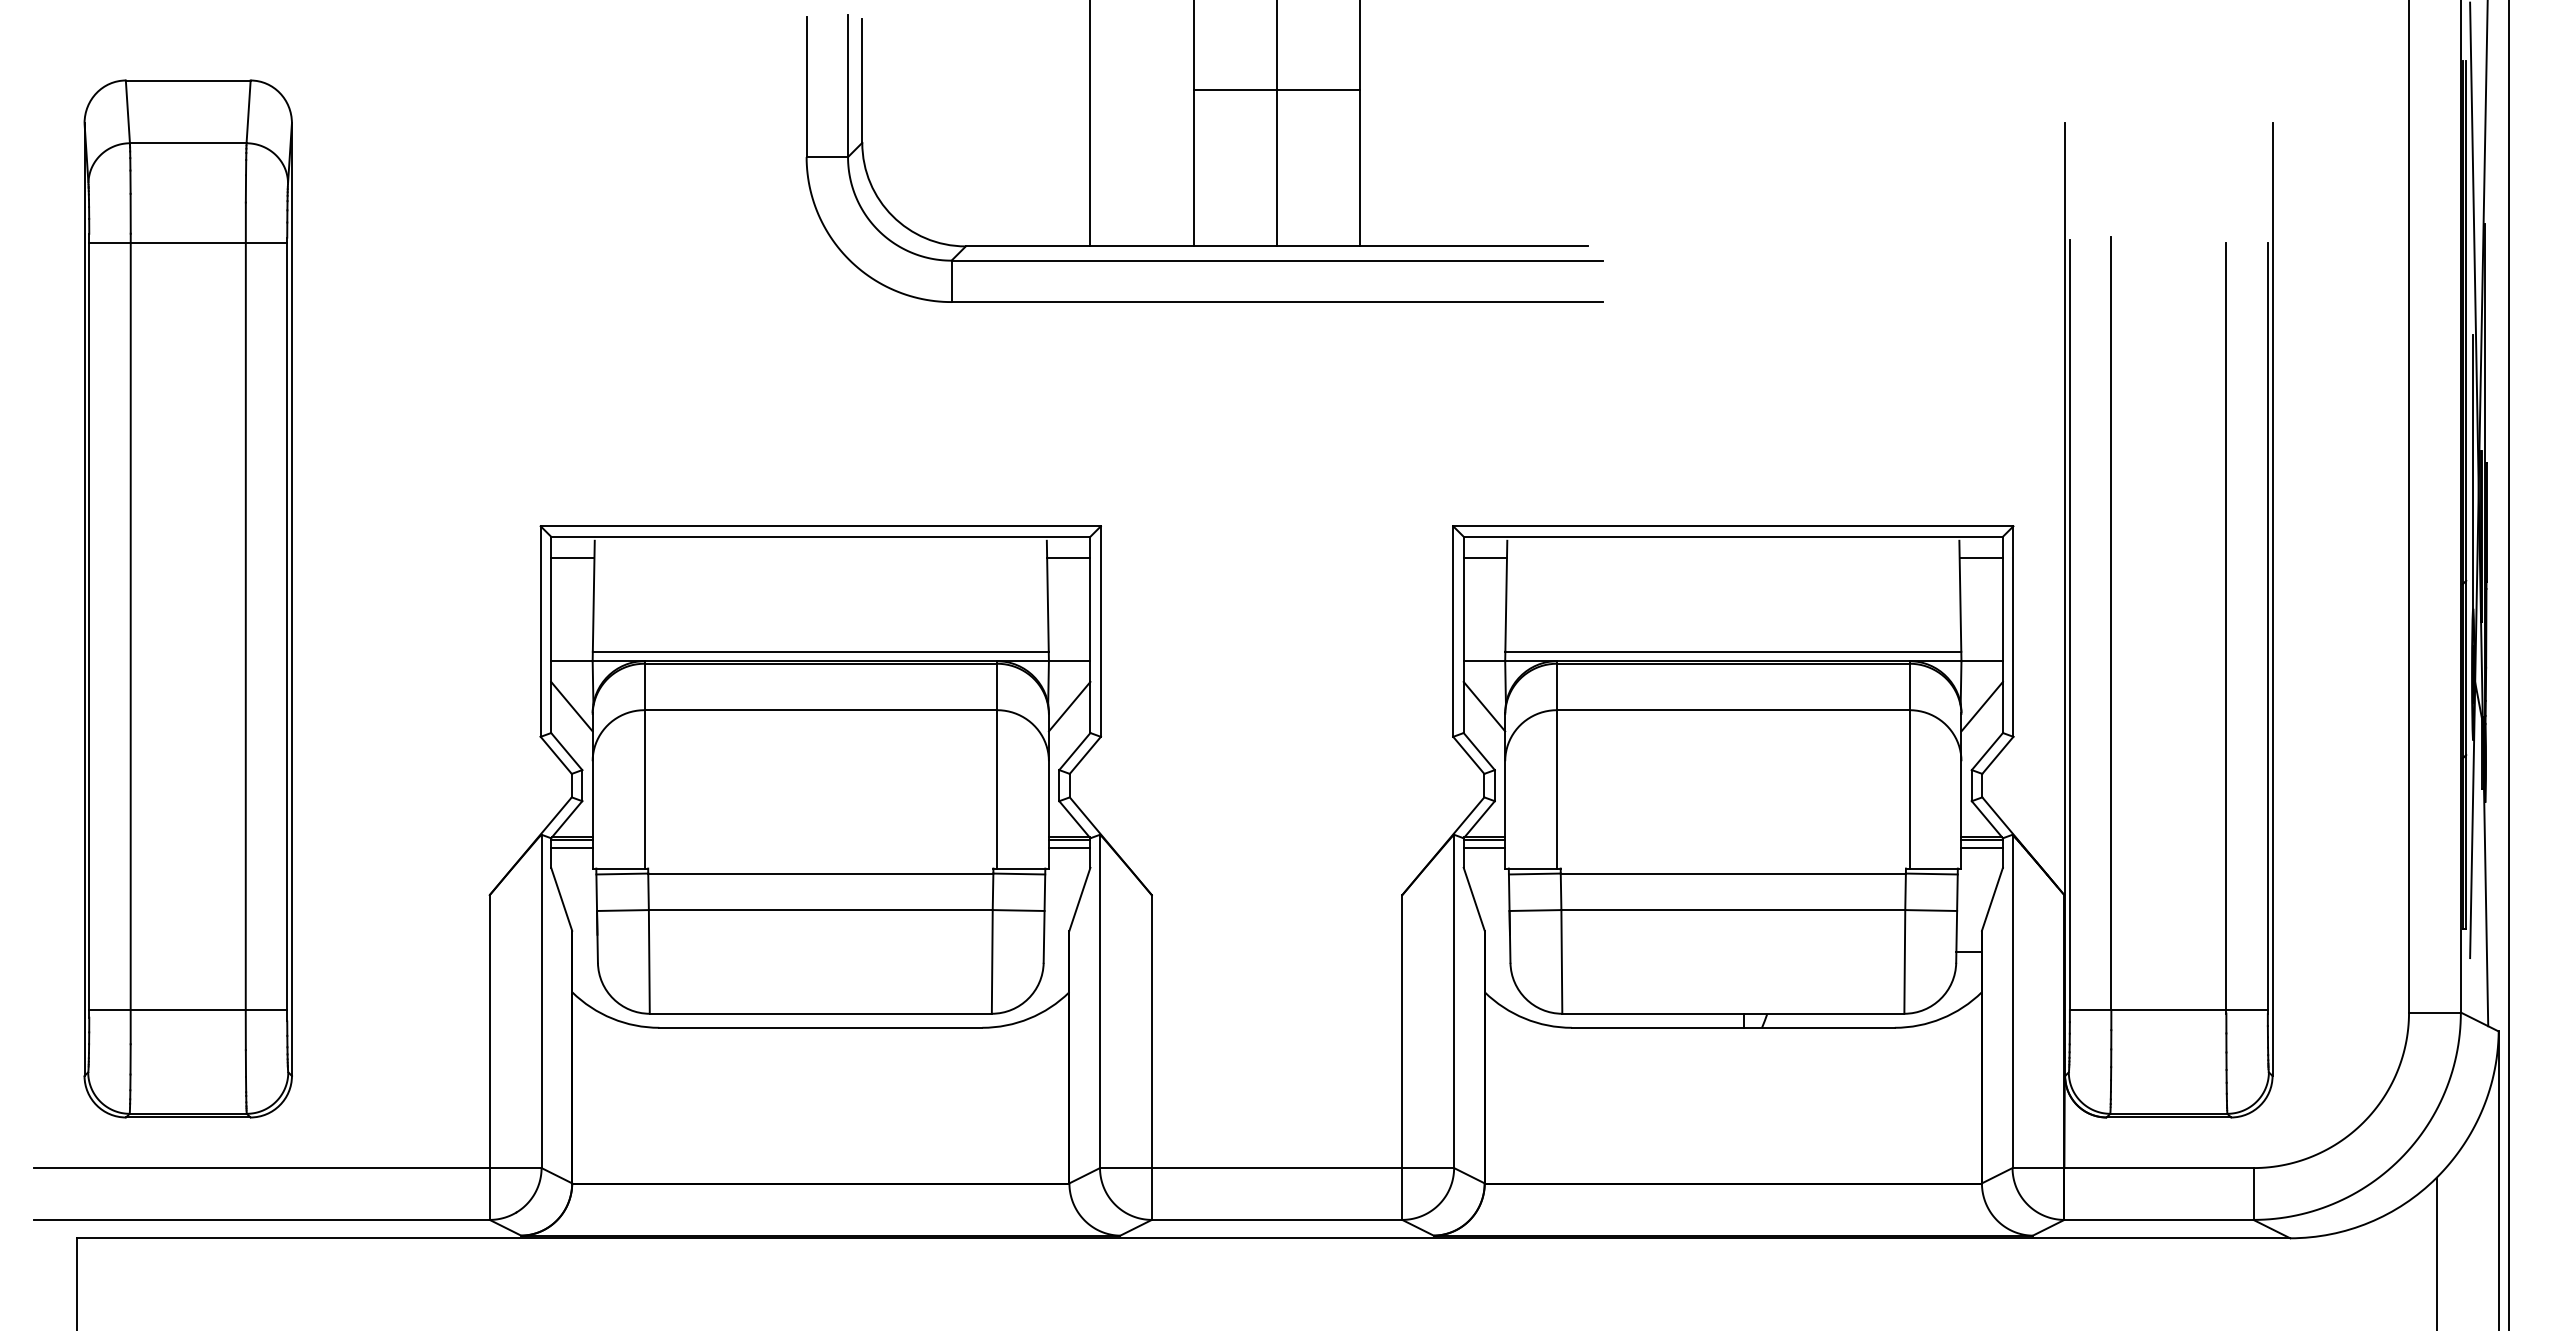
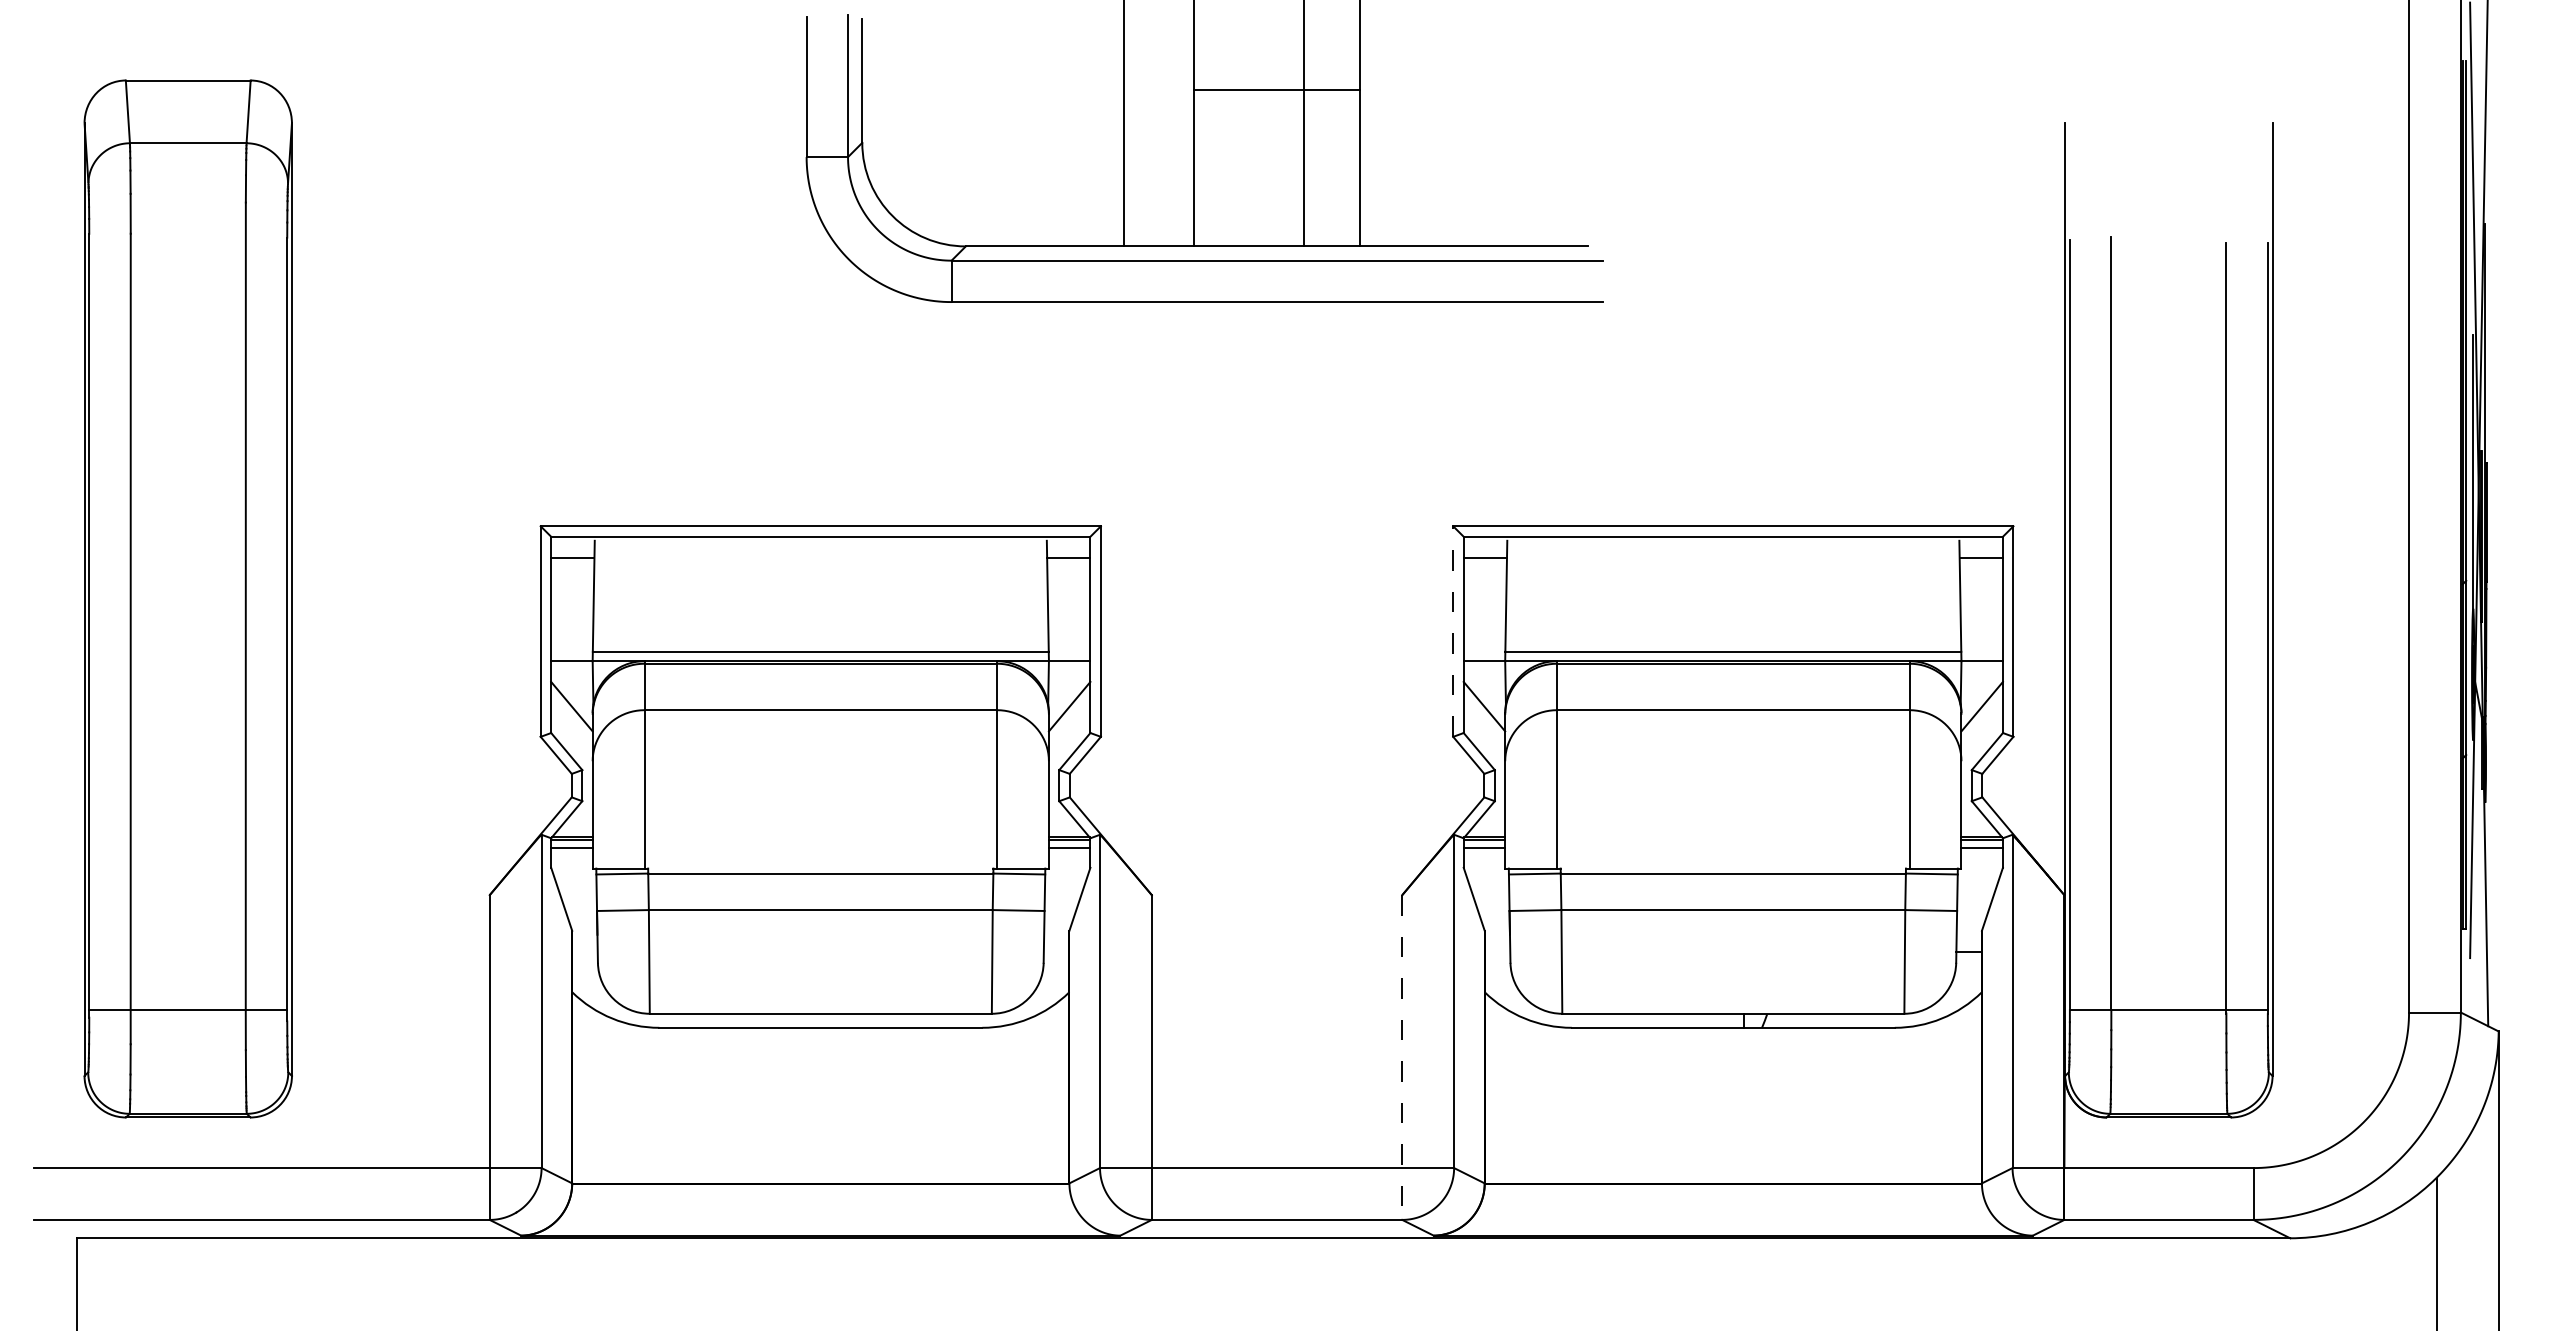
line position: (1090, 124) -> (1124, 124) (1124, 124)
line position: (1277, 124) -> (1304, 124) (1304, 124)
line: present -> none (188, 243)
line: solid -> dashed (1453, 631)
line: present -> none (2508, 664)
line: solid -> dashed (1402, 1058)
